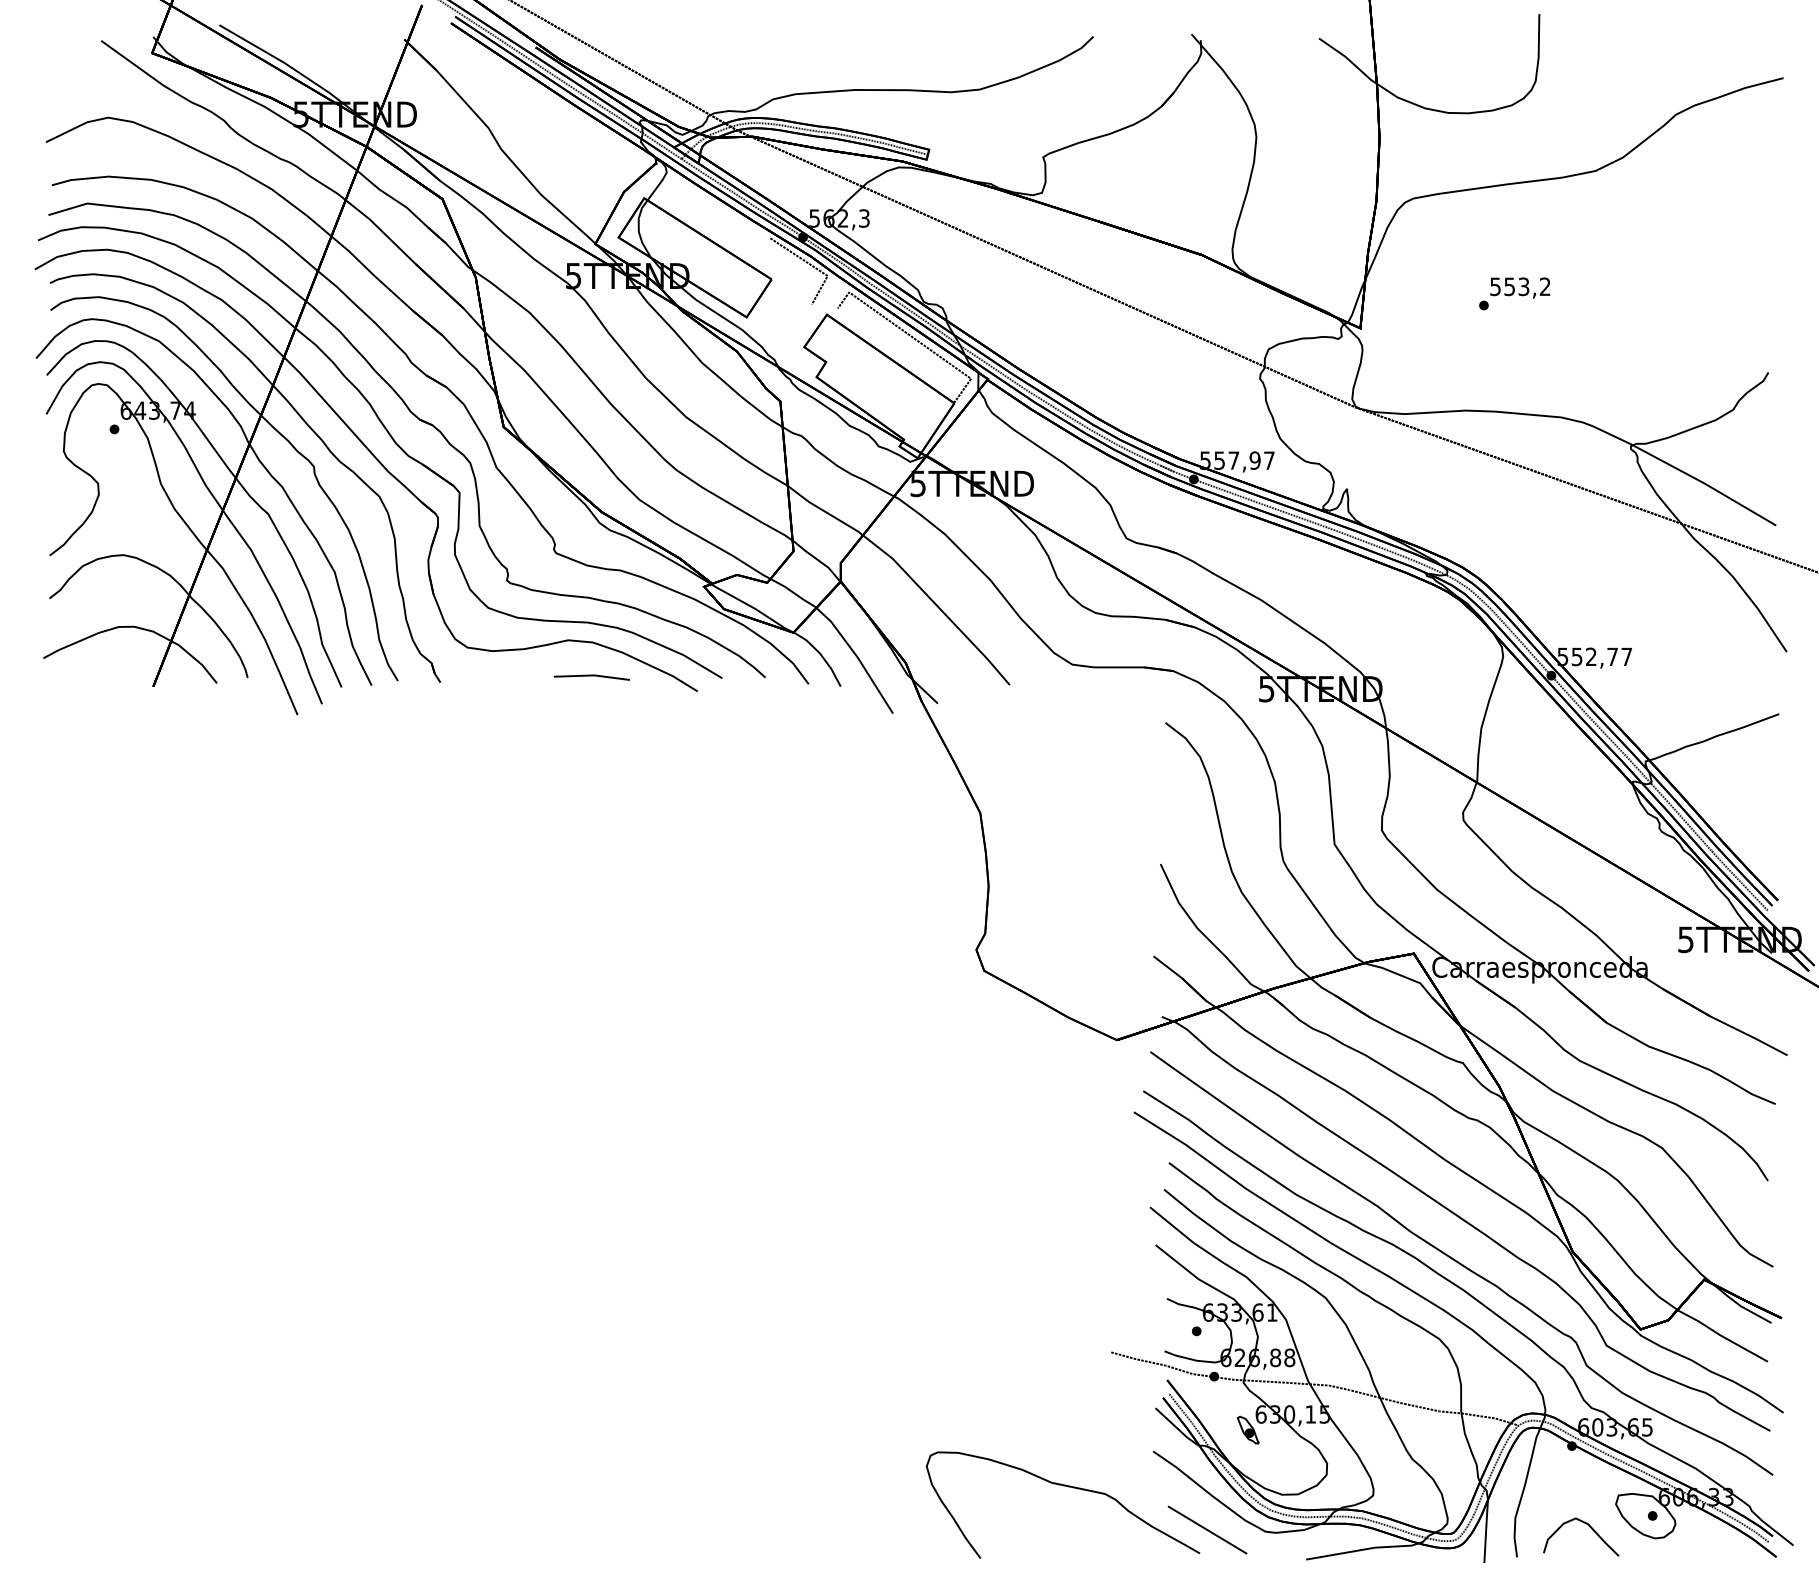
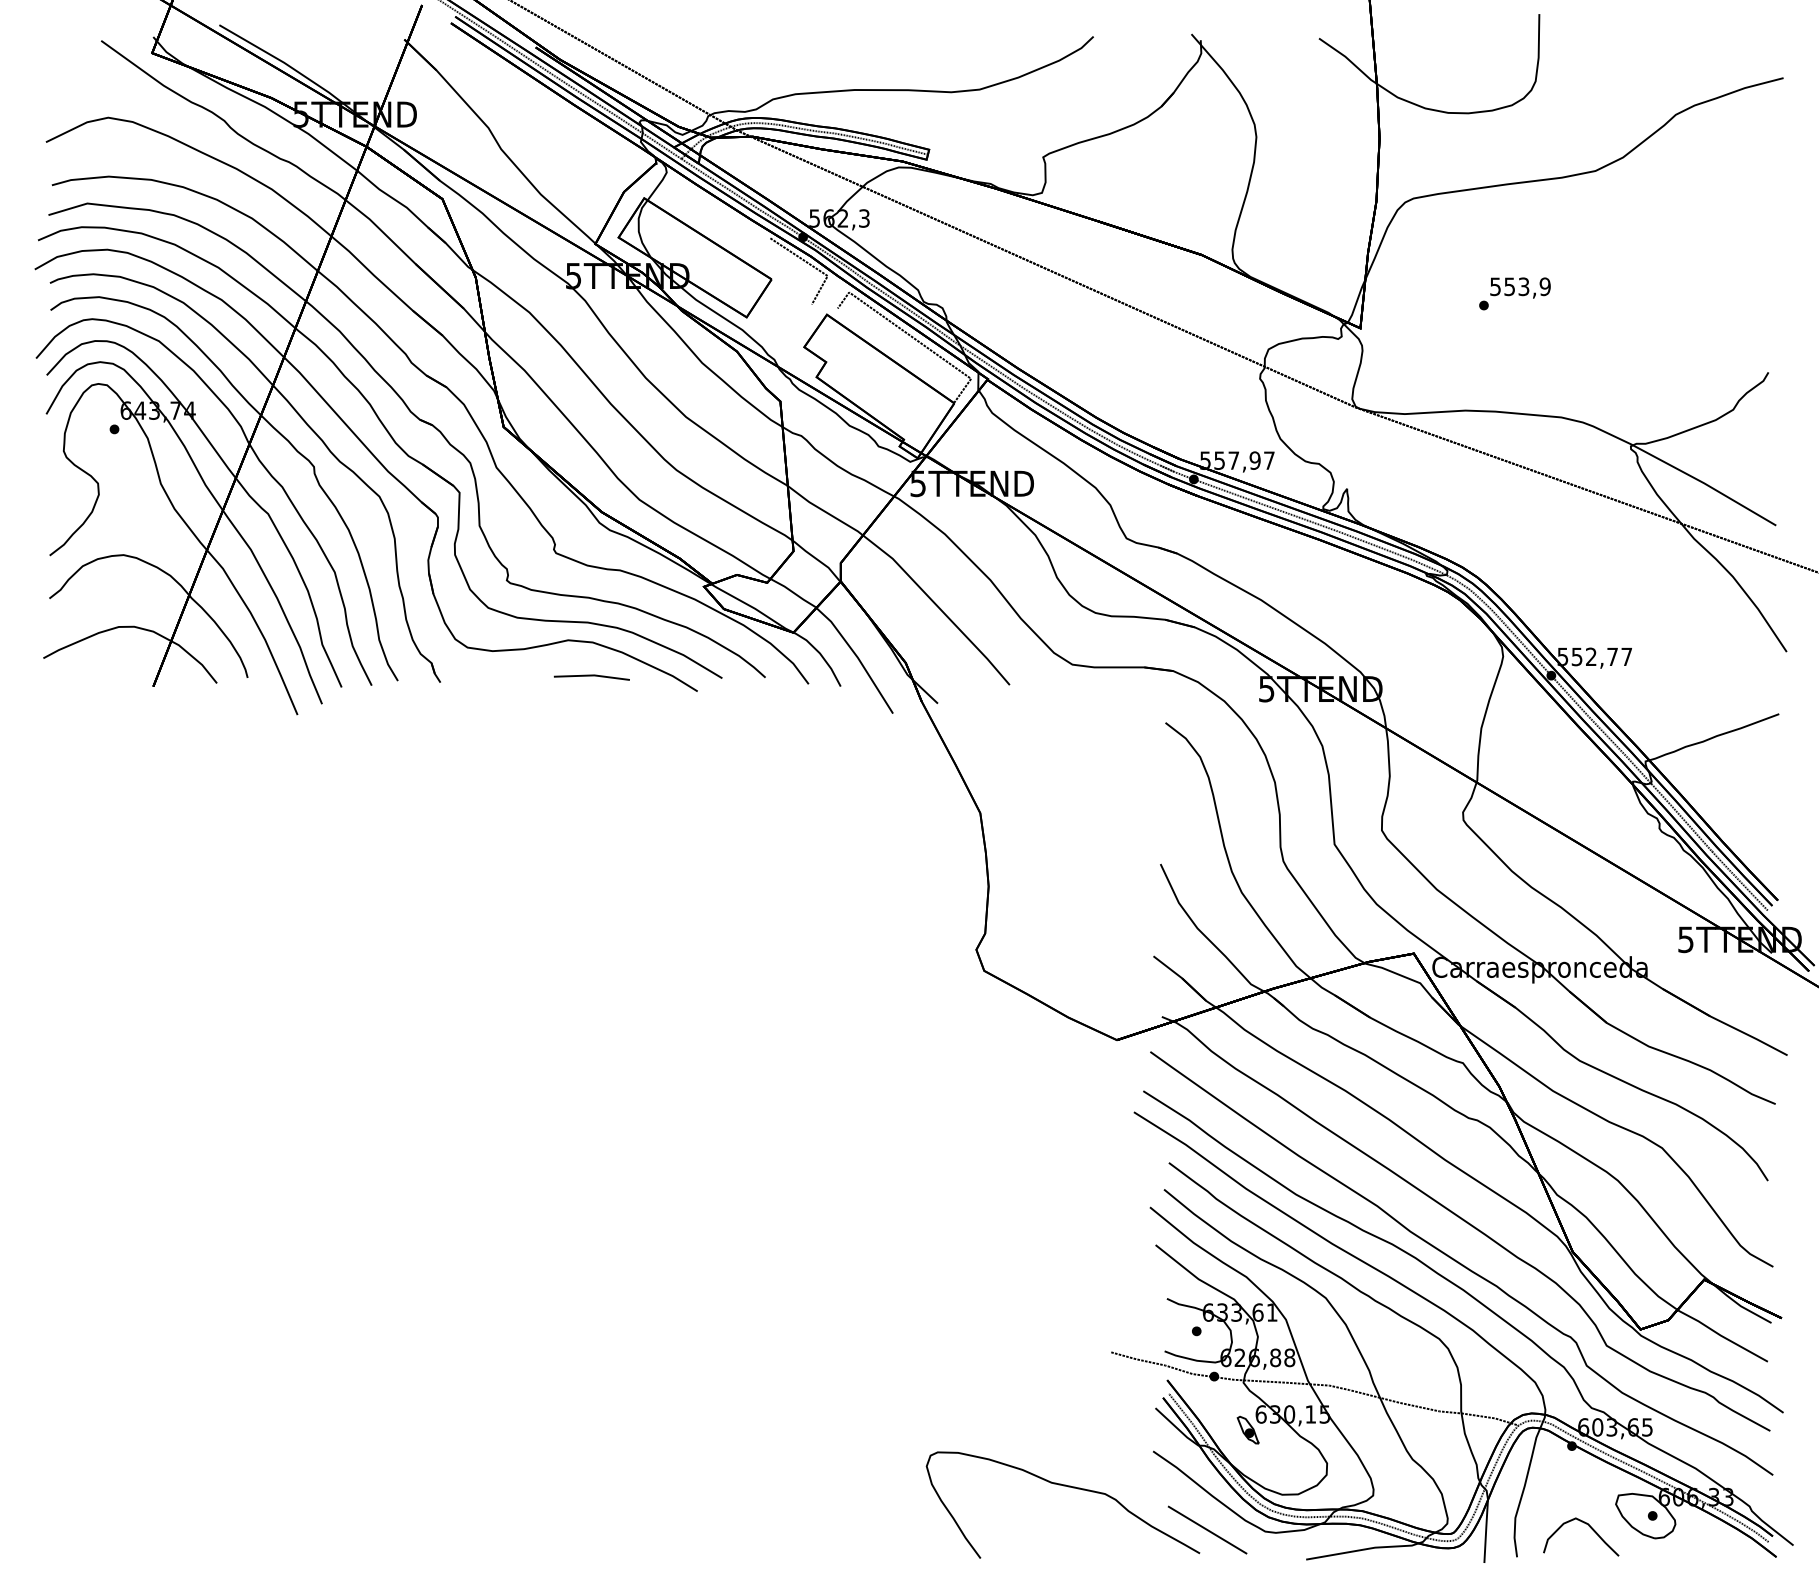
text: 553,2 -> 553,9 (1544, 286)
